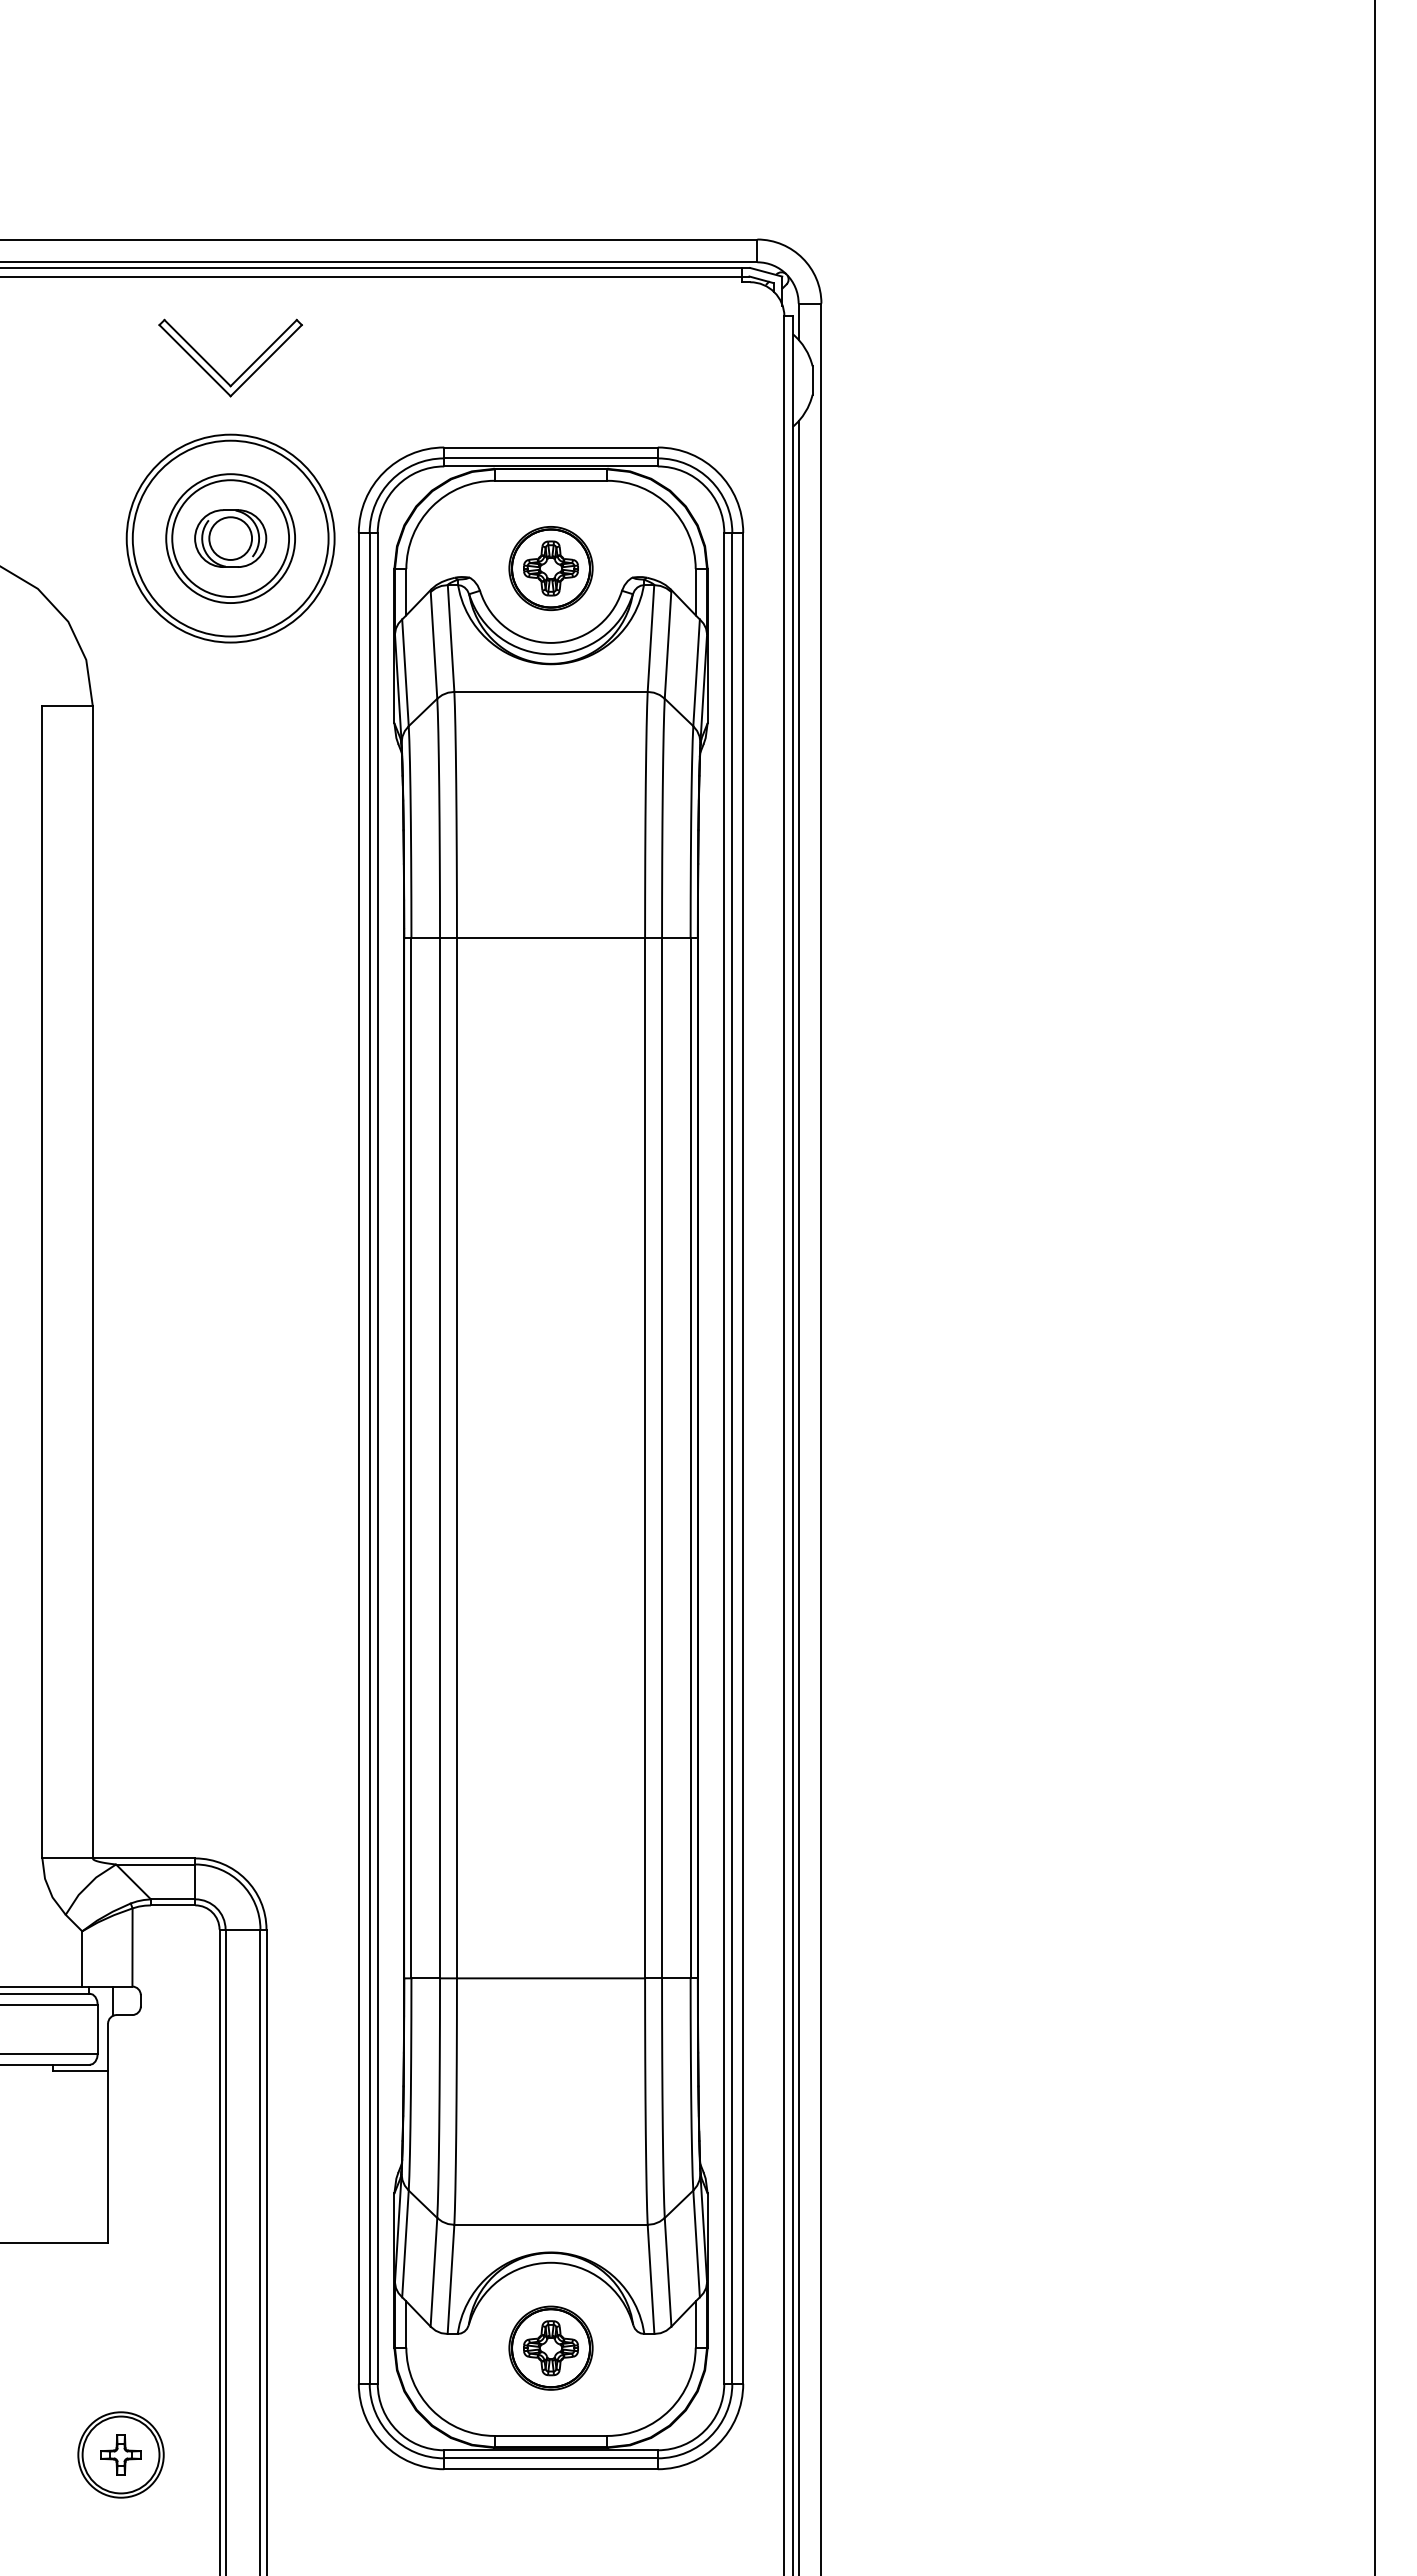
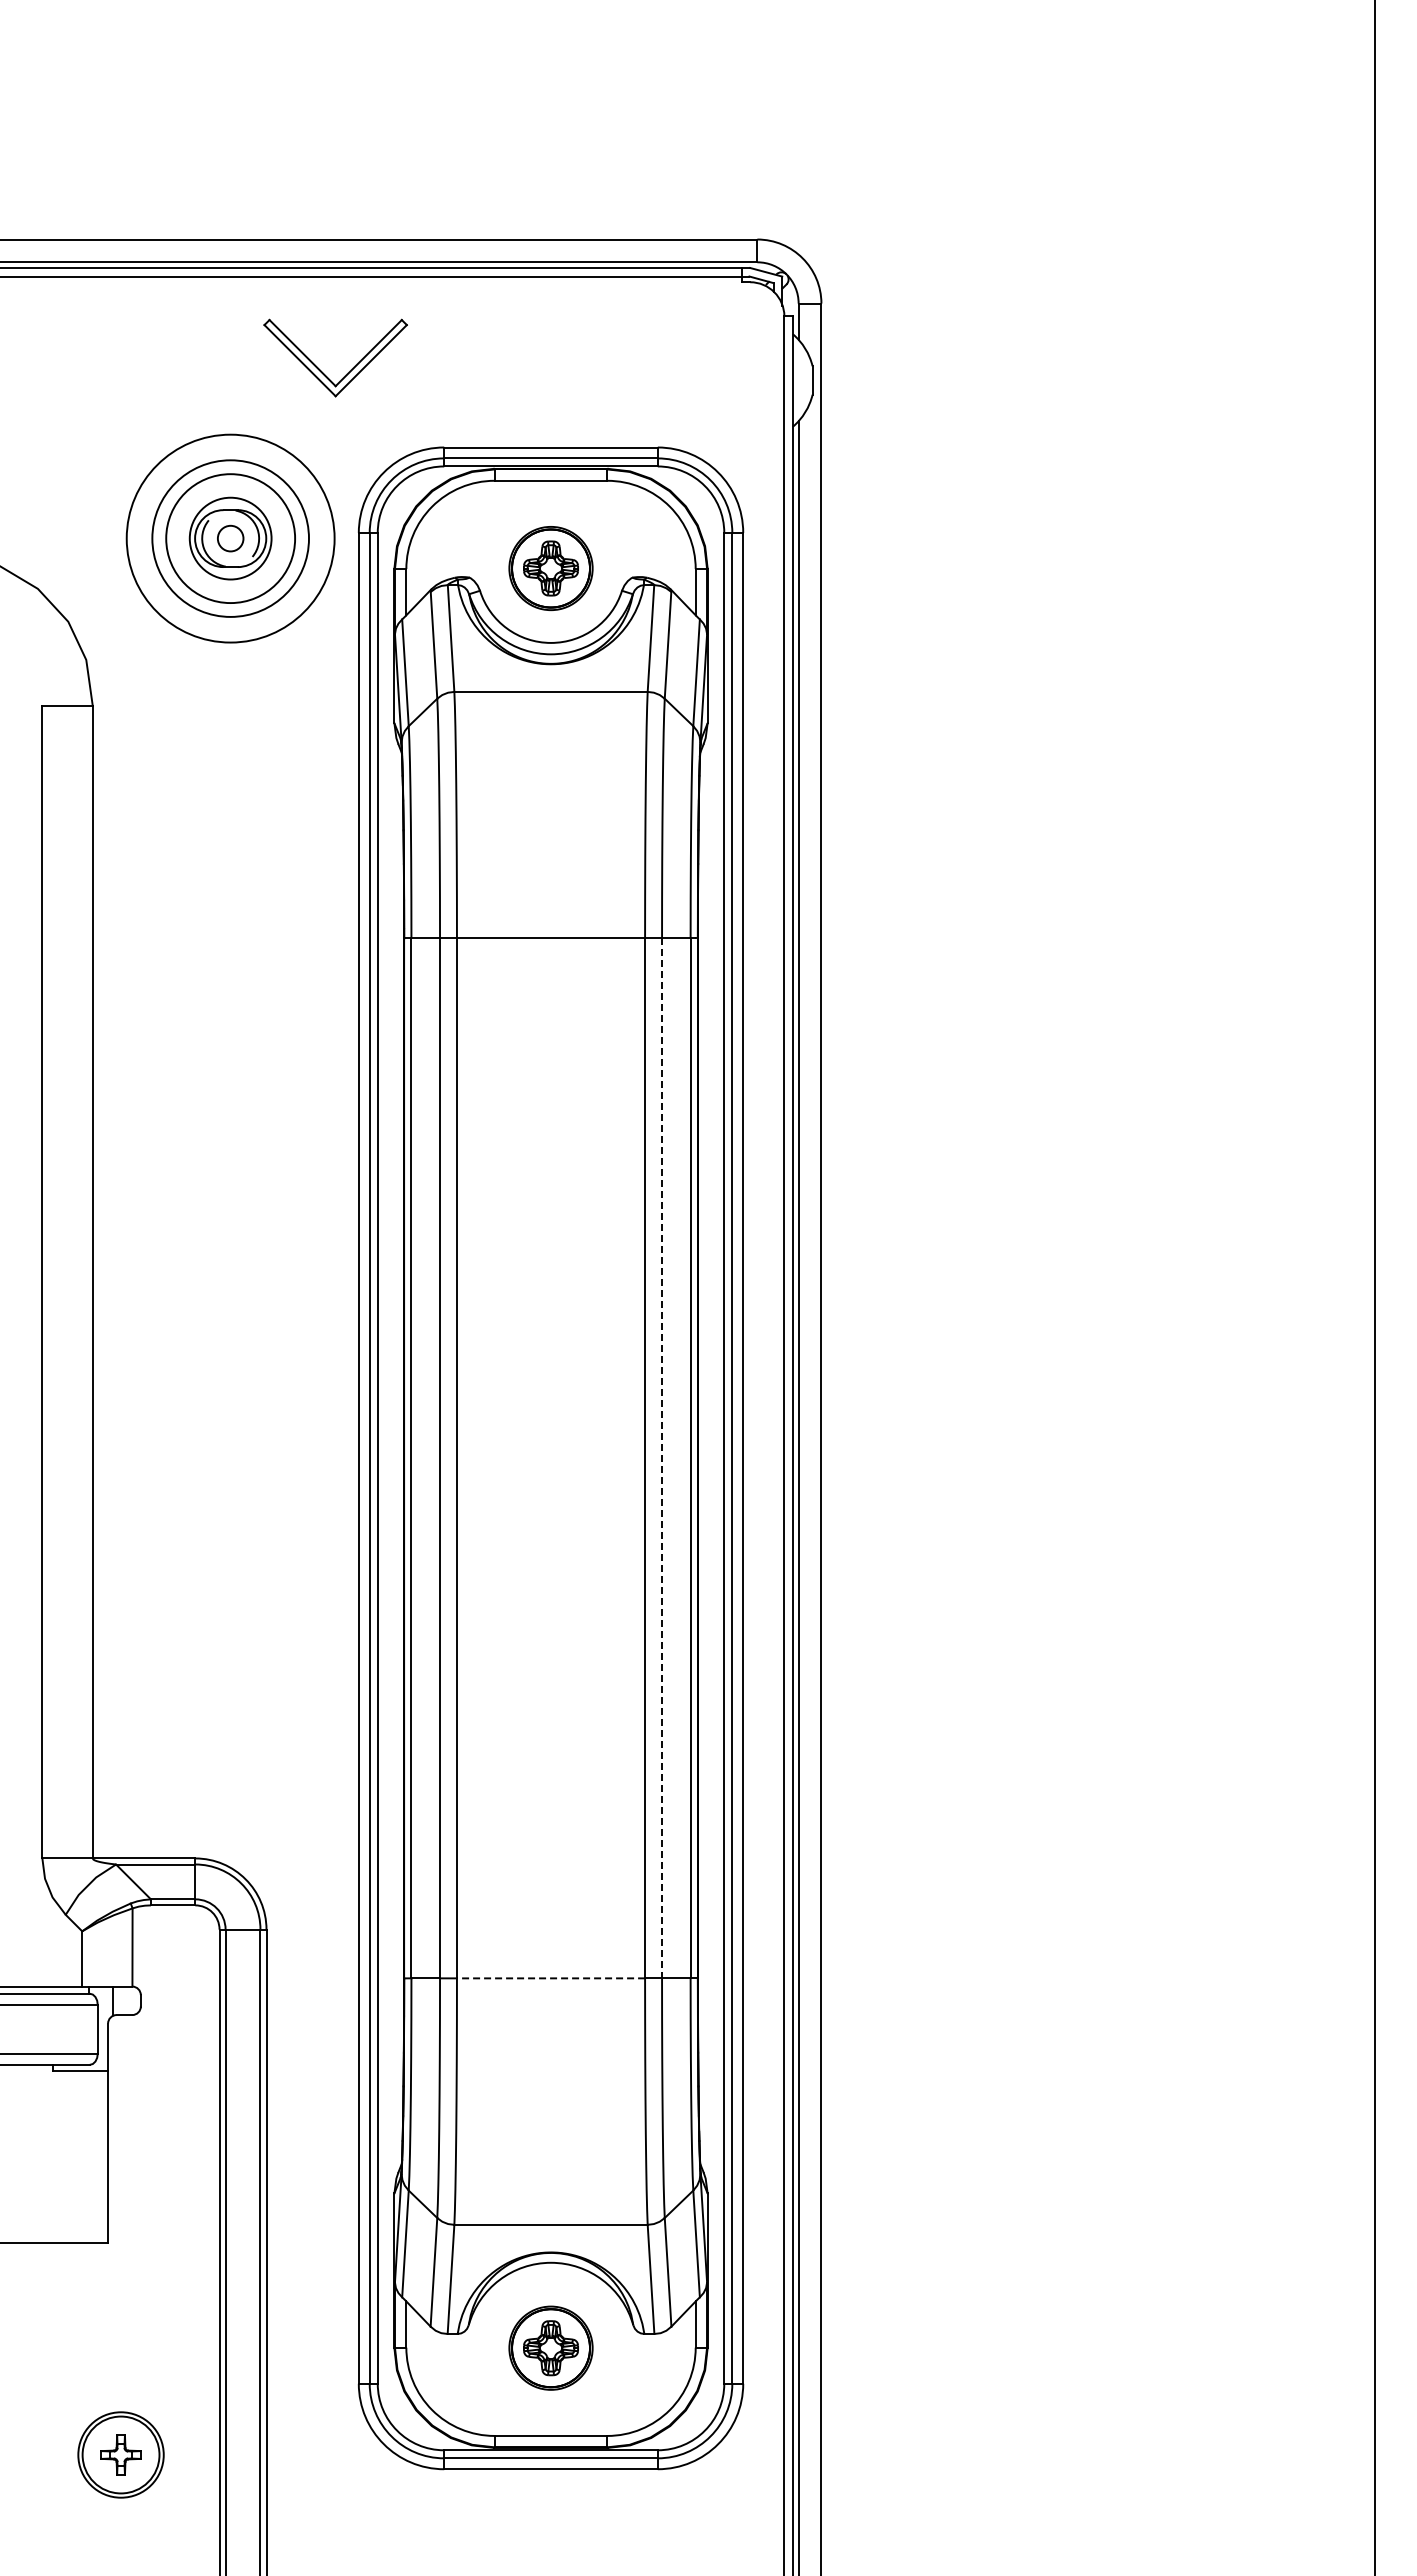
part position: (216, 370) -> (321, 370) (321, 370)
circle diameter: 117 px -> 82 px (230, 538)
circle diameter: 196 px -> 157 px (230, 538)
circle diameter: 43 px -> 26 px (230, 538)
line: solid -> dashed (662, 1458)
line: solid -> dashed (550, 1978)
